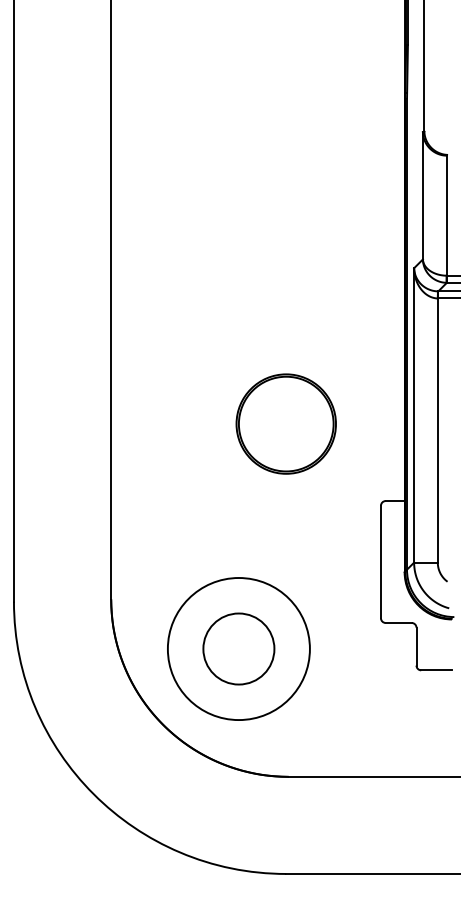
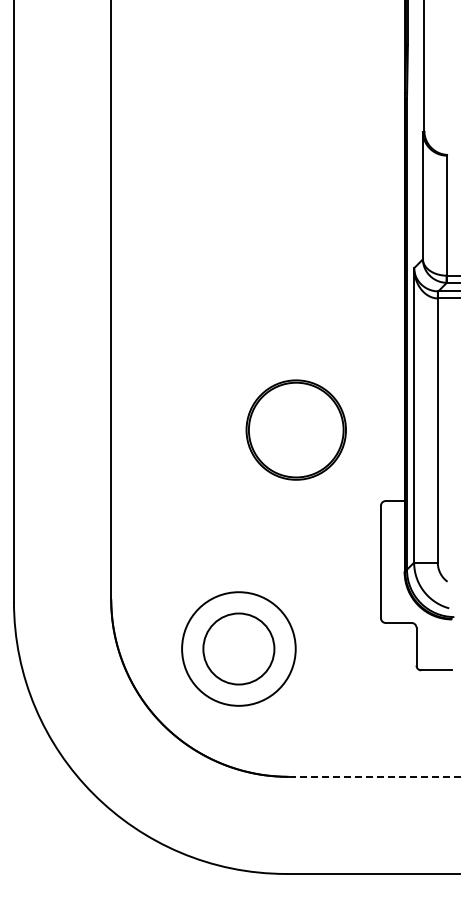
part position: (285, 423) -> (295, 429) (295, 429)
circle diameter: 142 px -> 114 px (238, 648)
line: solid -> dashed (374, 776)
